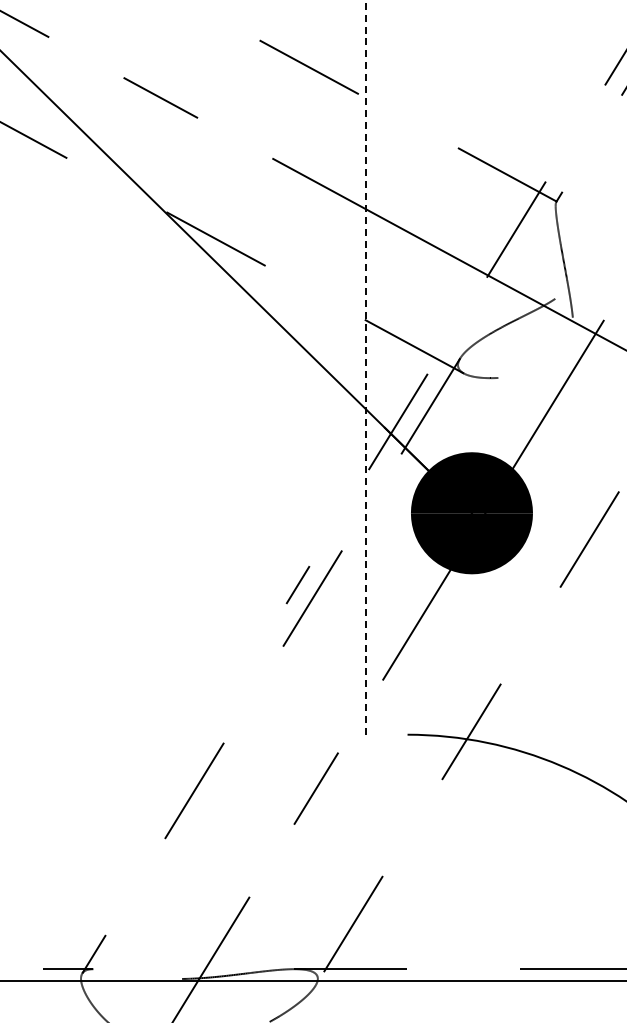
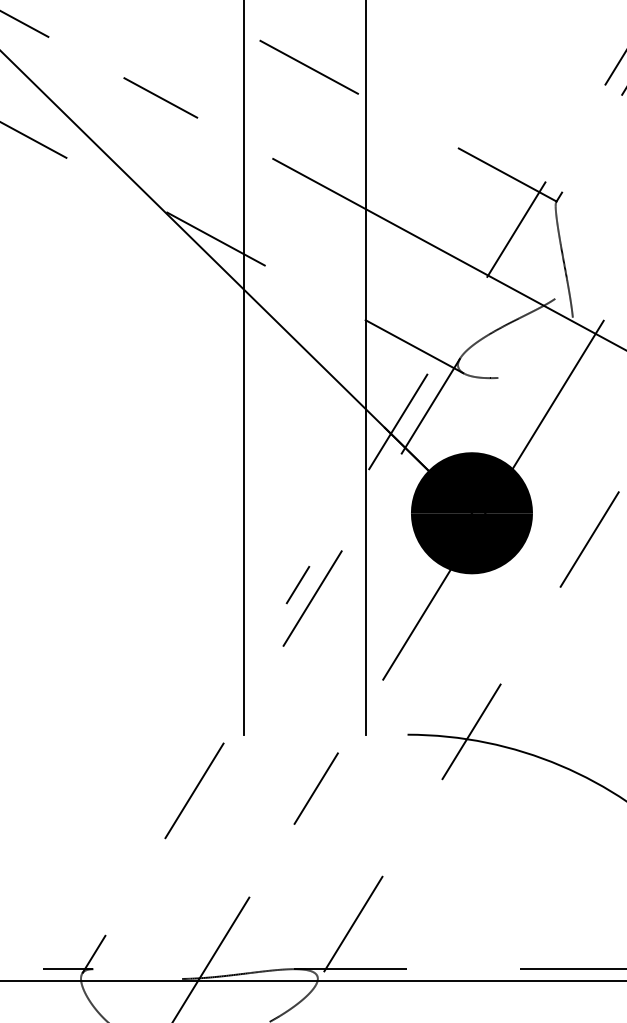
line: dashed -> solid (366, 367)
line: none -> present (243, 368)
